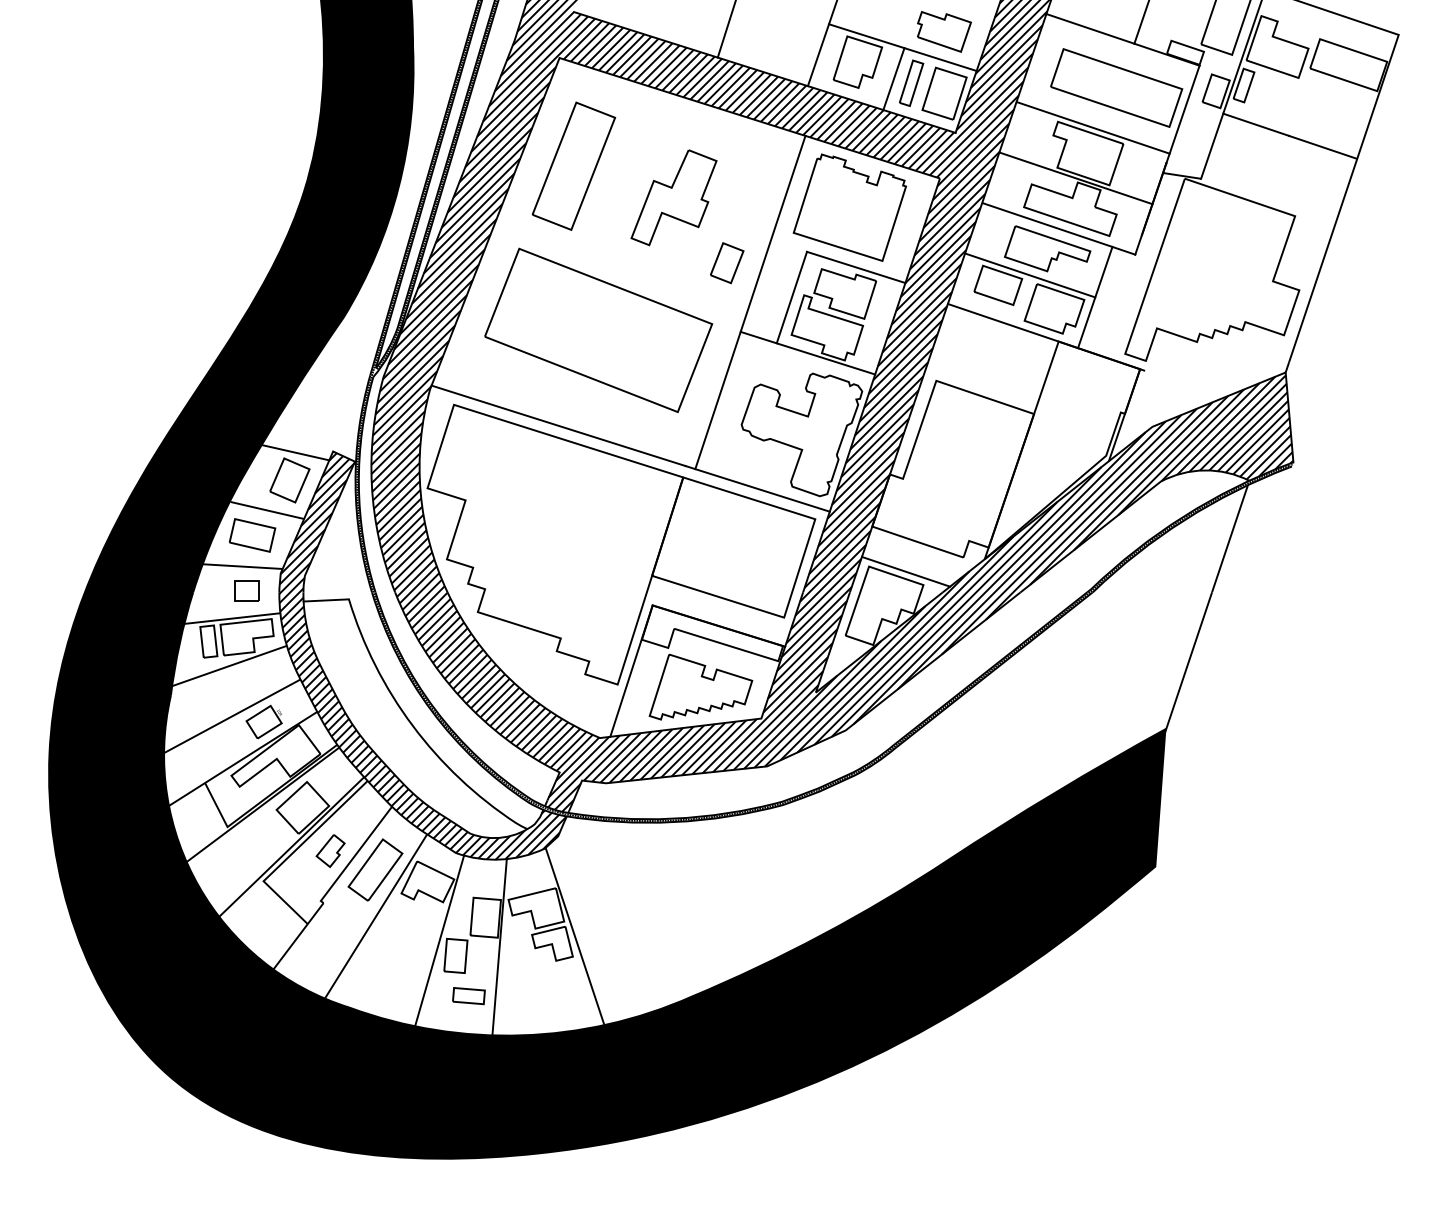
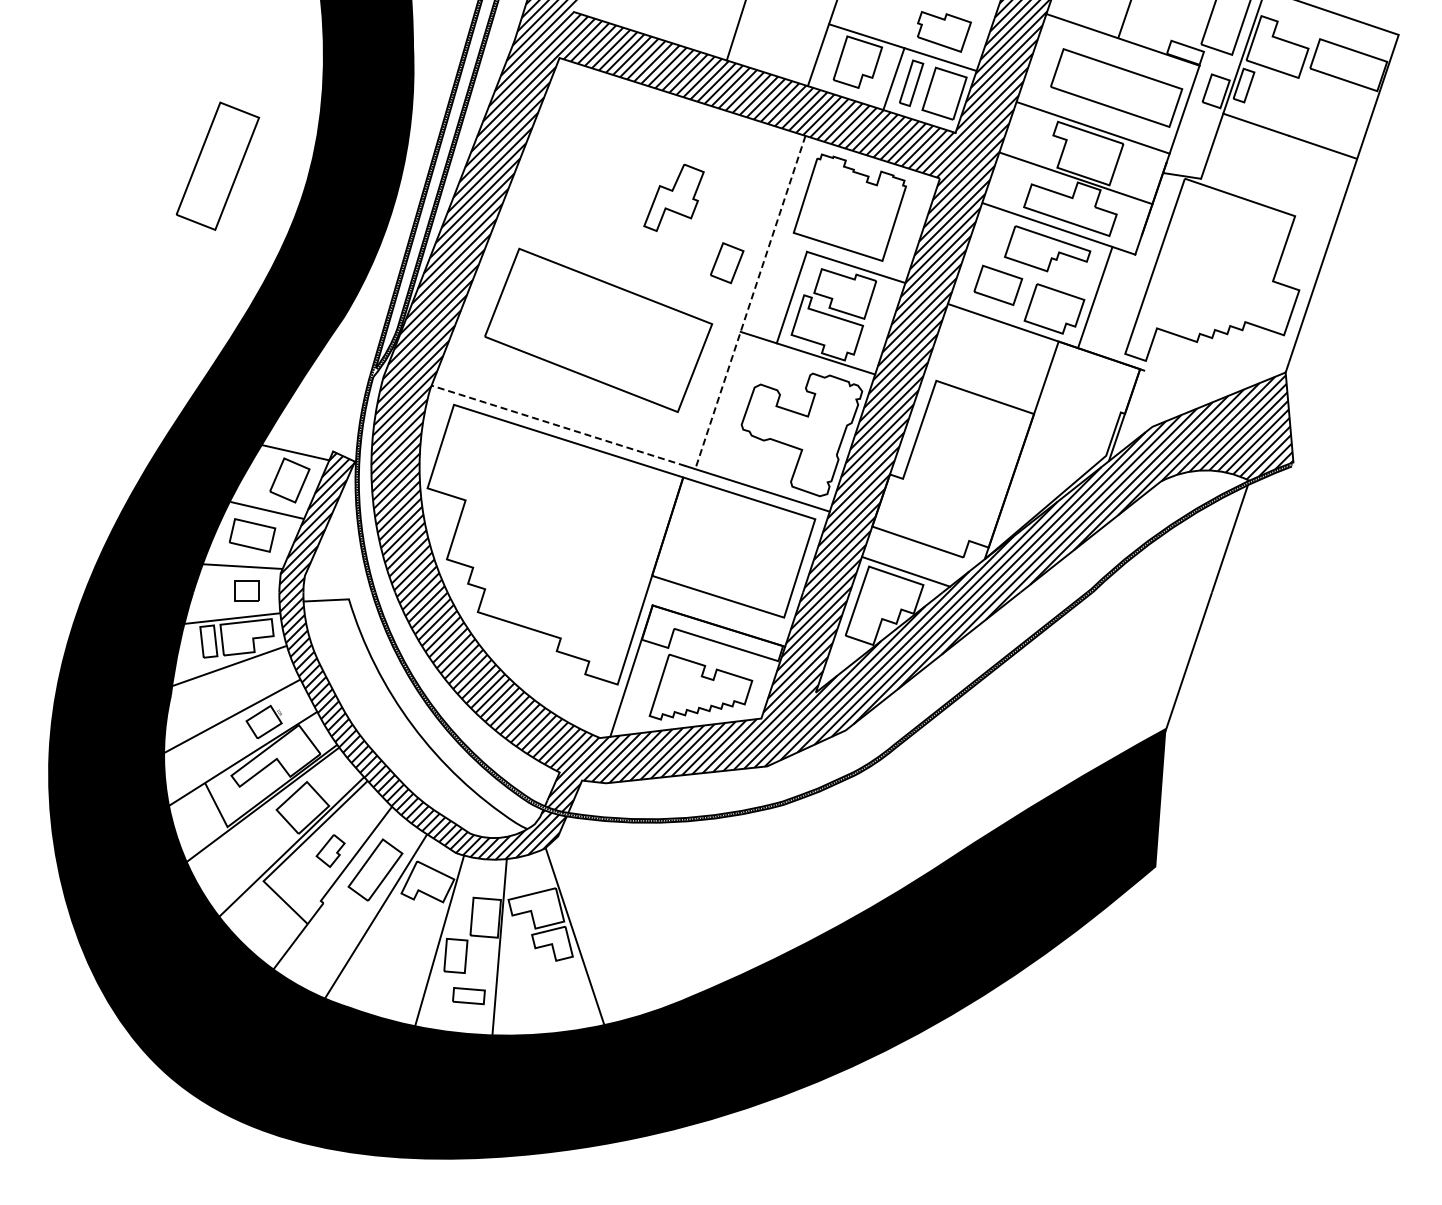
line position: (1141, 22) -> (1124, 19) (1124, 19)
line position: (726, 29) -> (735, 31) (735, 31)
part position: (573, 165) -> (217, 165) (217, 165)
part size: 88x98 px -> 62x69 px (673, 197)
line: present -> none (1030, 275)
line: solid -> dashed (750, 302)
line: solid -> dashed (558, 425)
